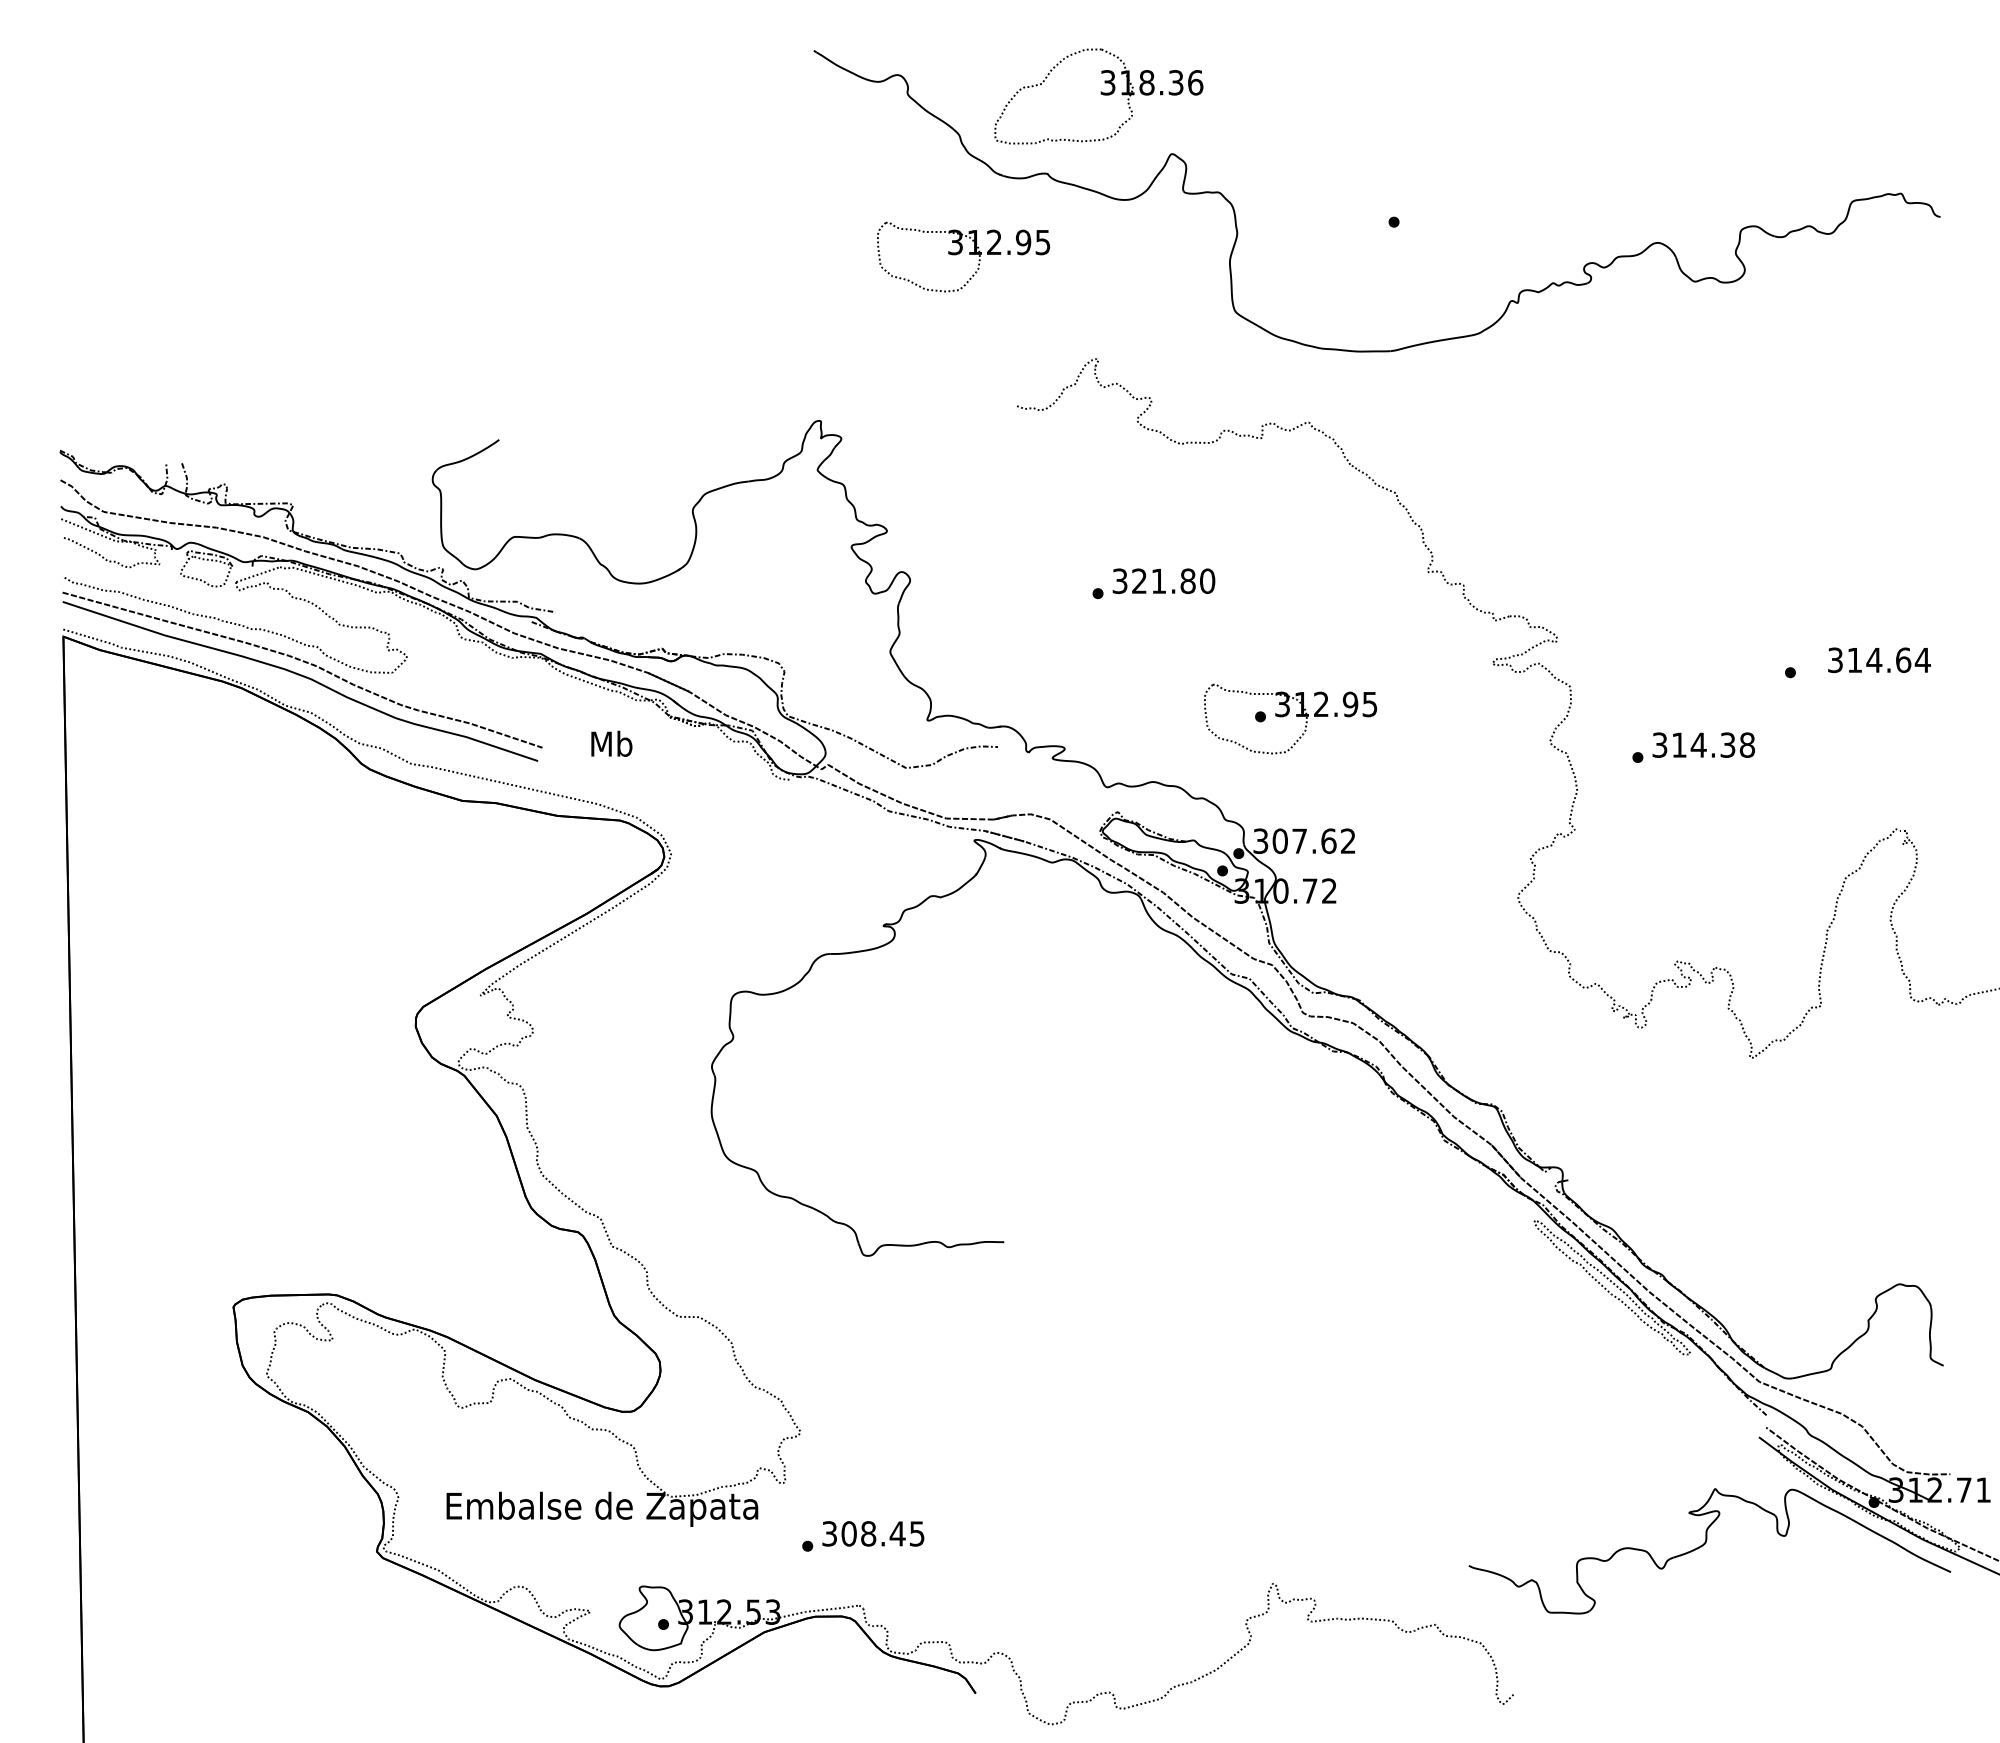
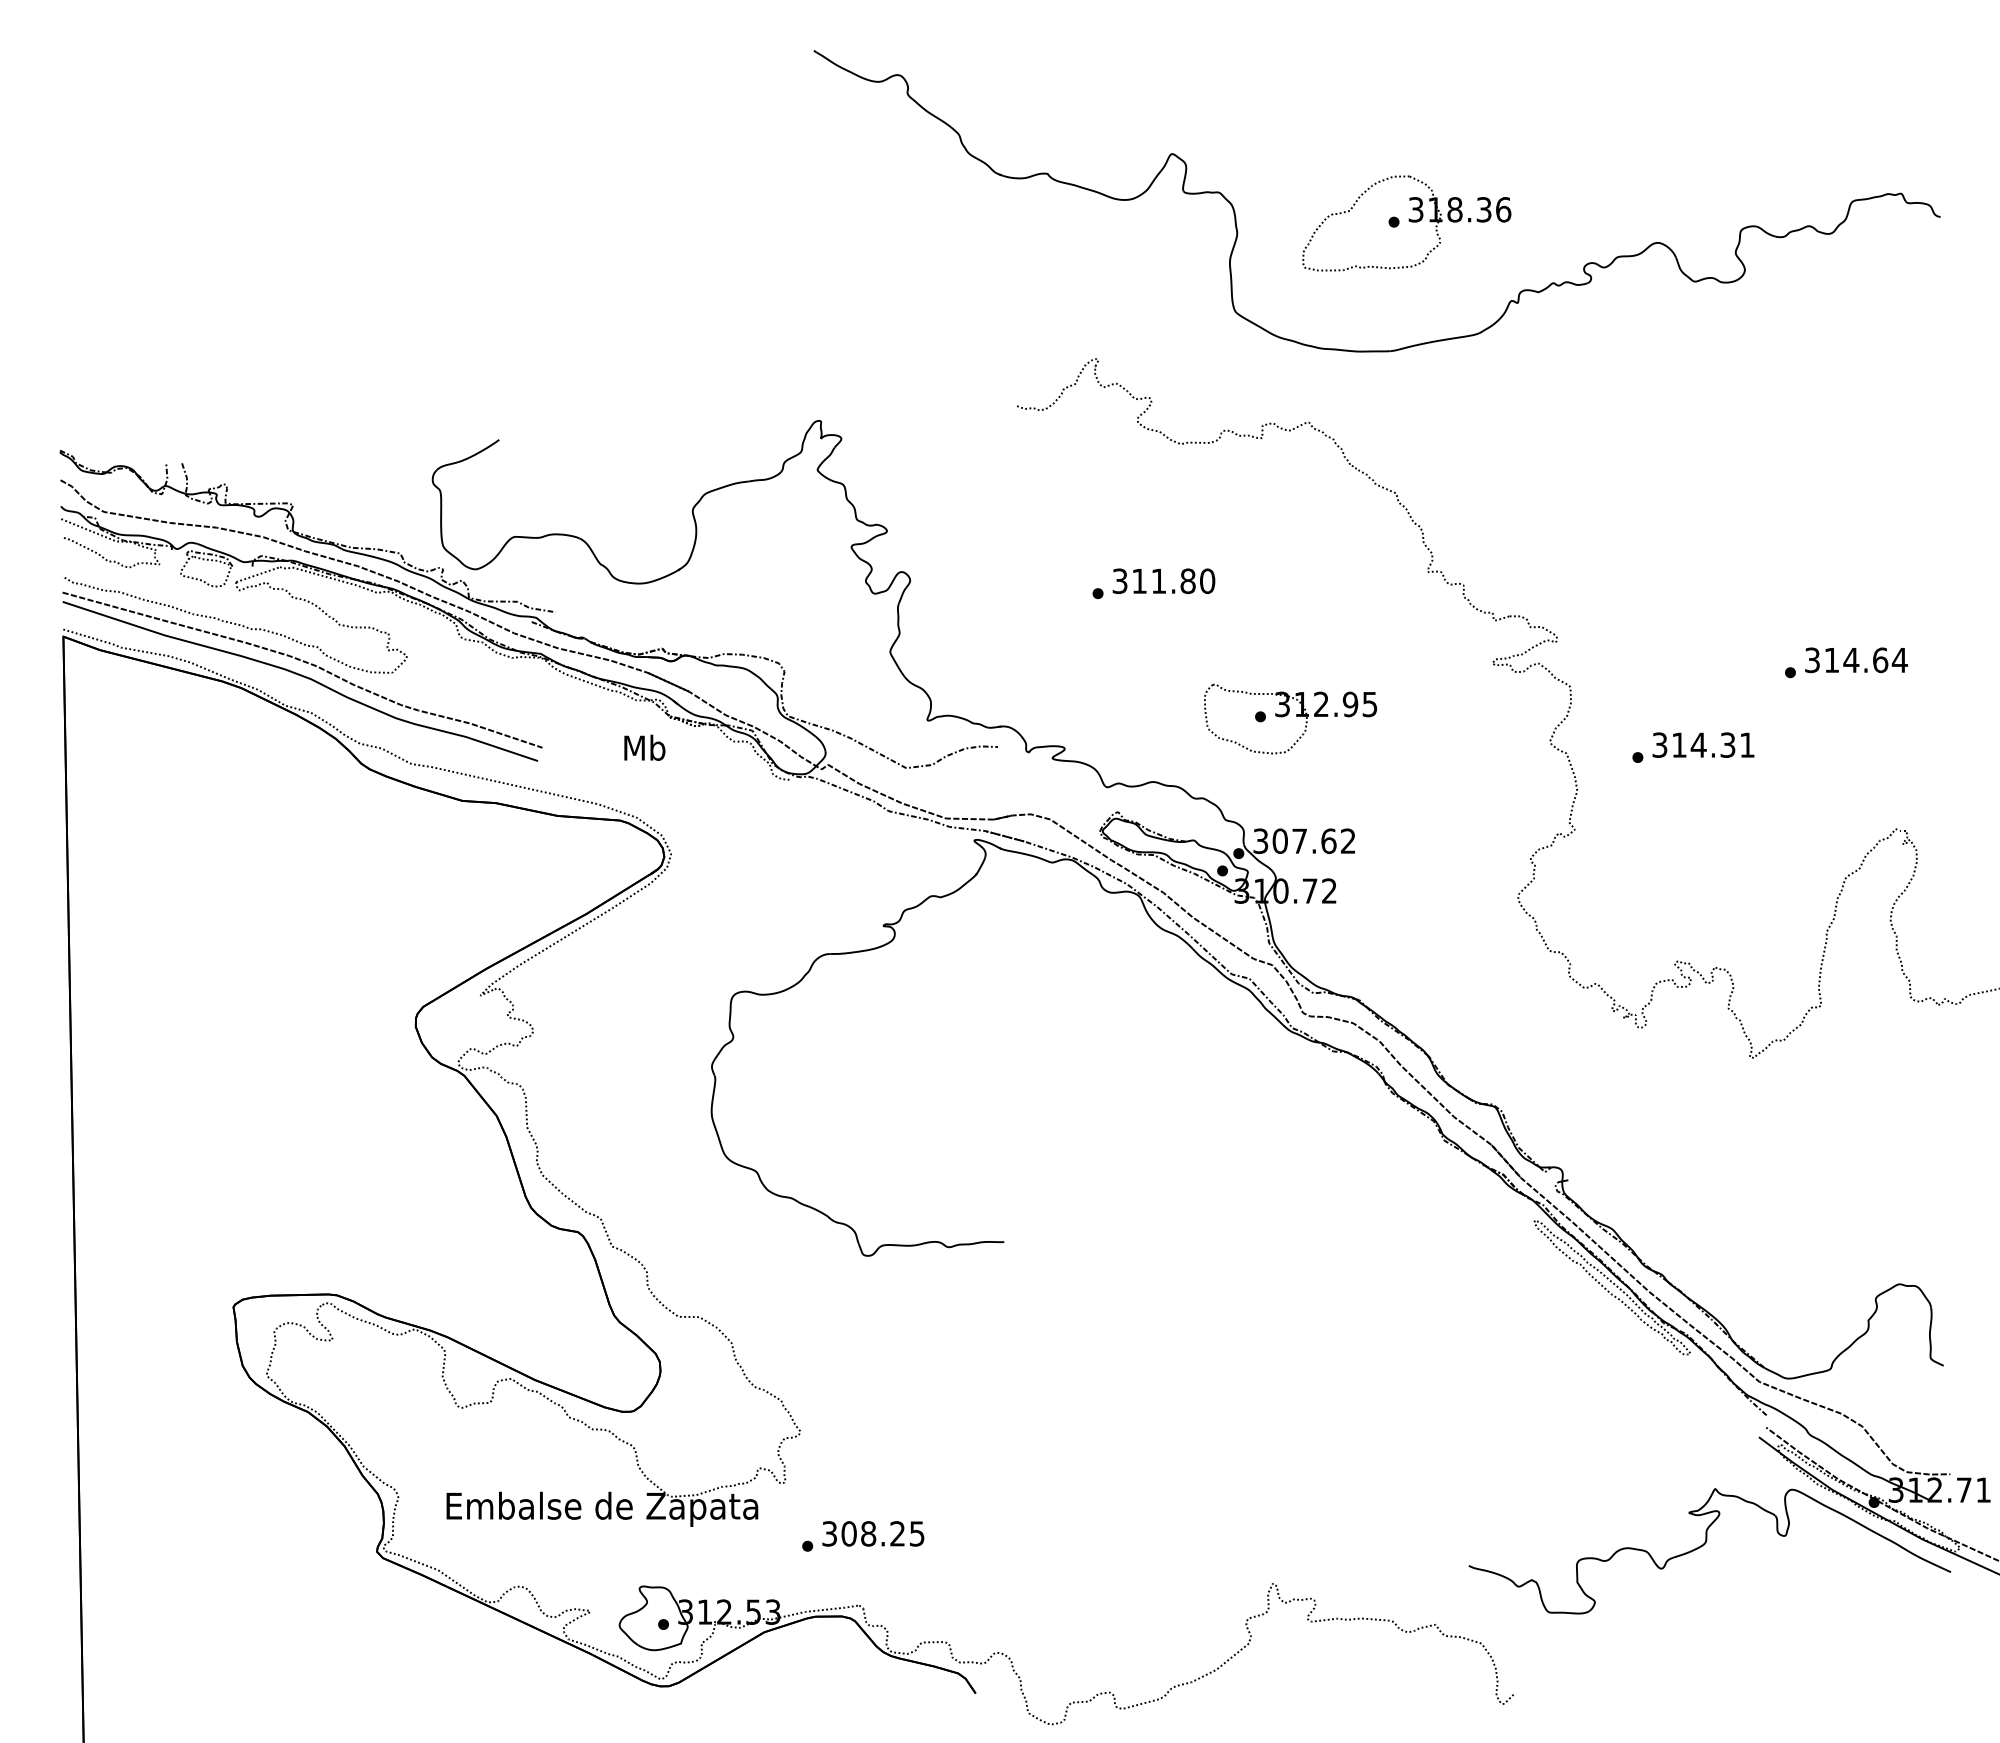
part position: (1098, 96) -> (1406, 223) (1406, 223)
part: present -> none (963, 256)
text: 321.80 -> 311.80 (1139, 580)
text position: (1879, 660) -> (1856, 660) (1856, 660)
text position: (611, 743) -> (644, 747) (644, 747)
text: 314.38 -> 314.31 (1747, 744)
text: 308.45 -> 308.25 (897, 1533)
